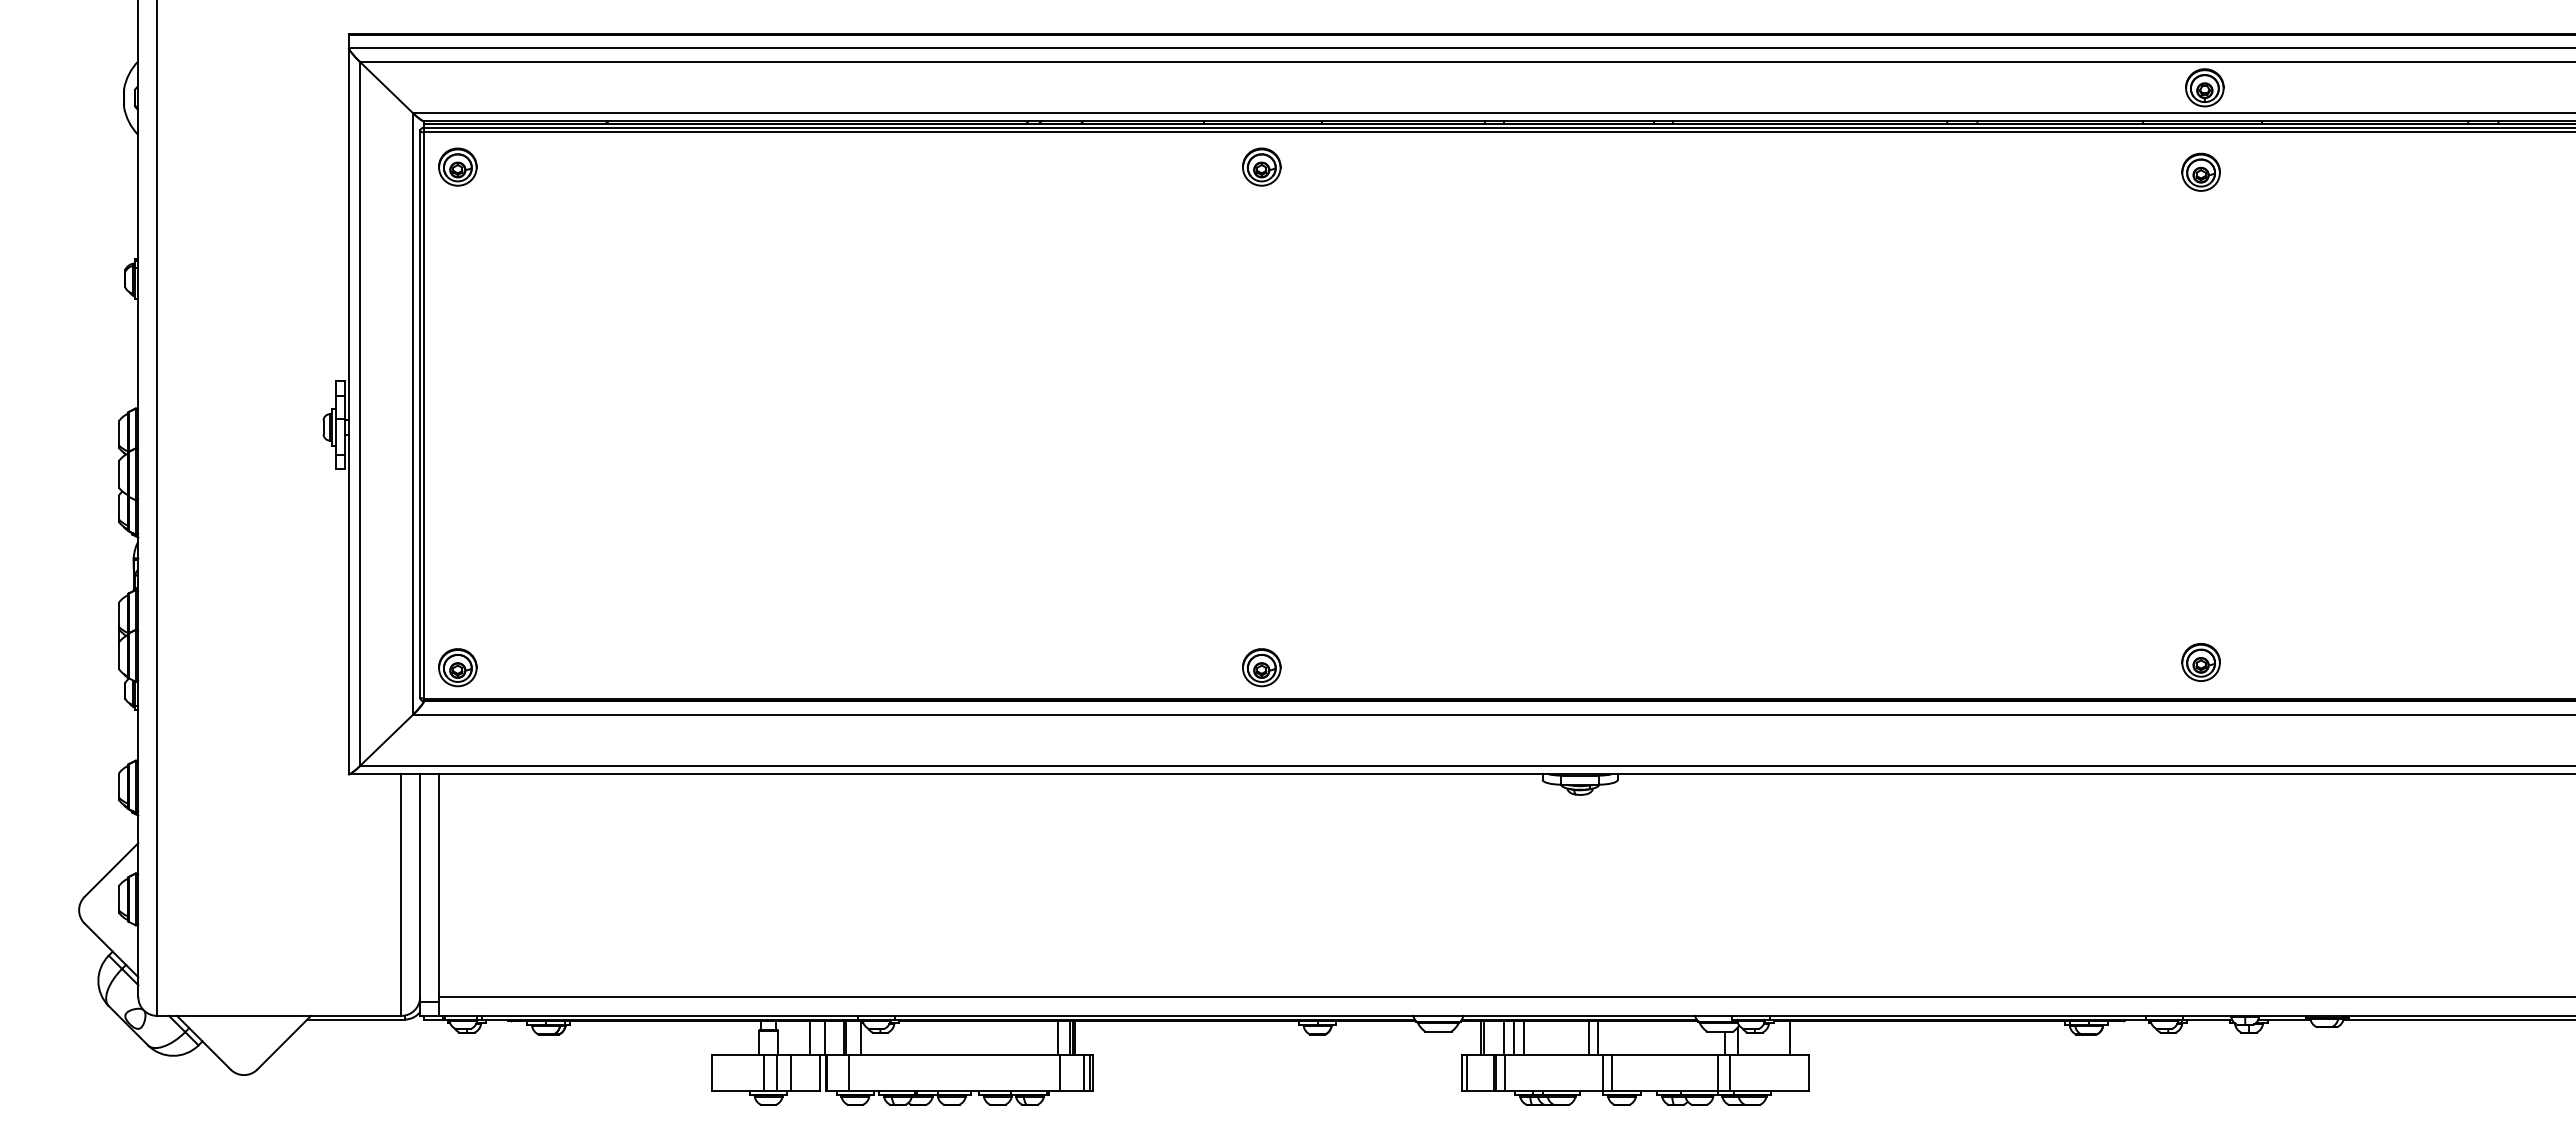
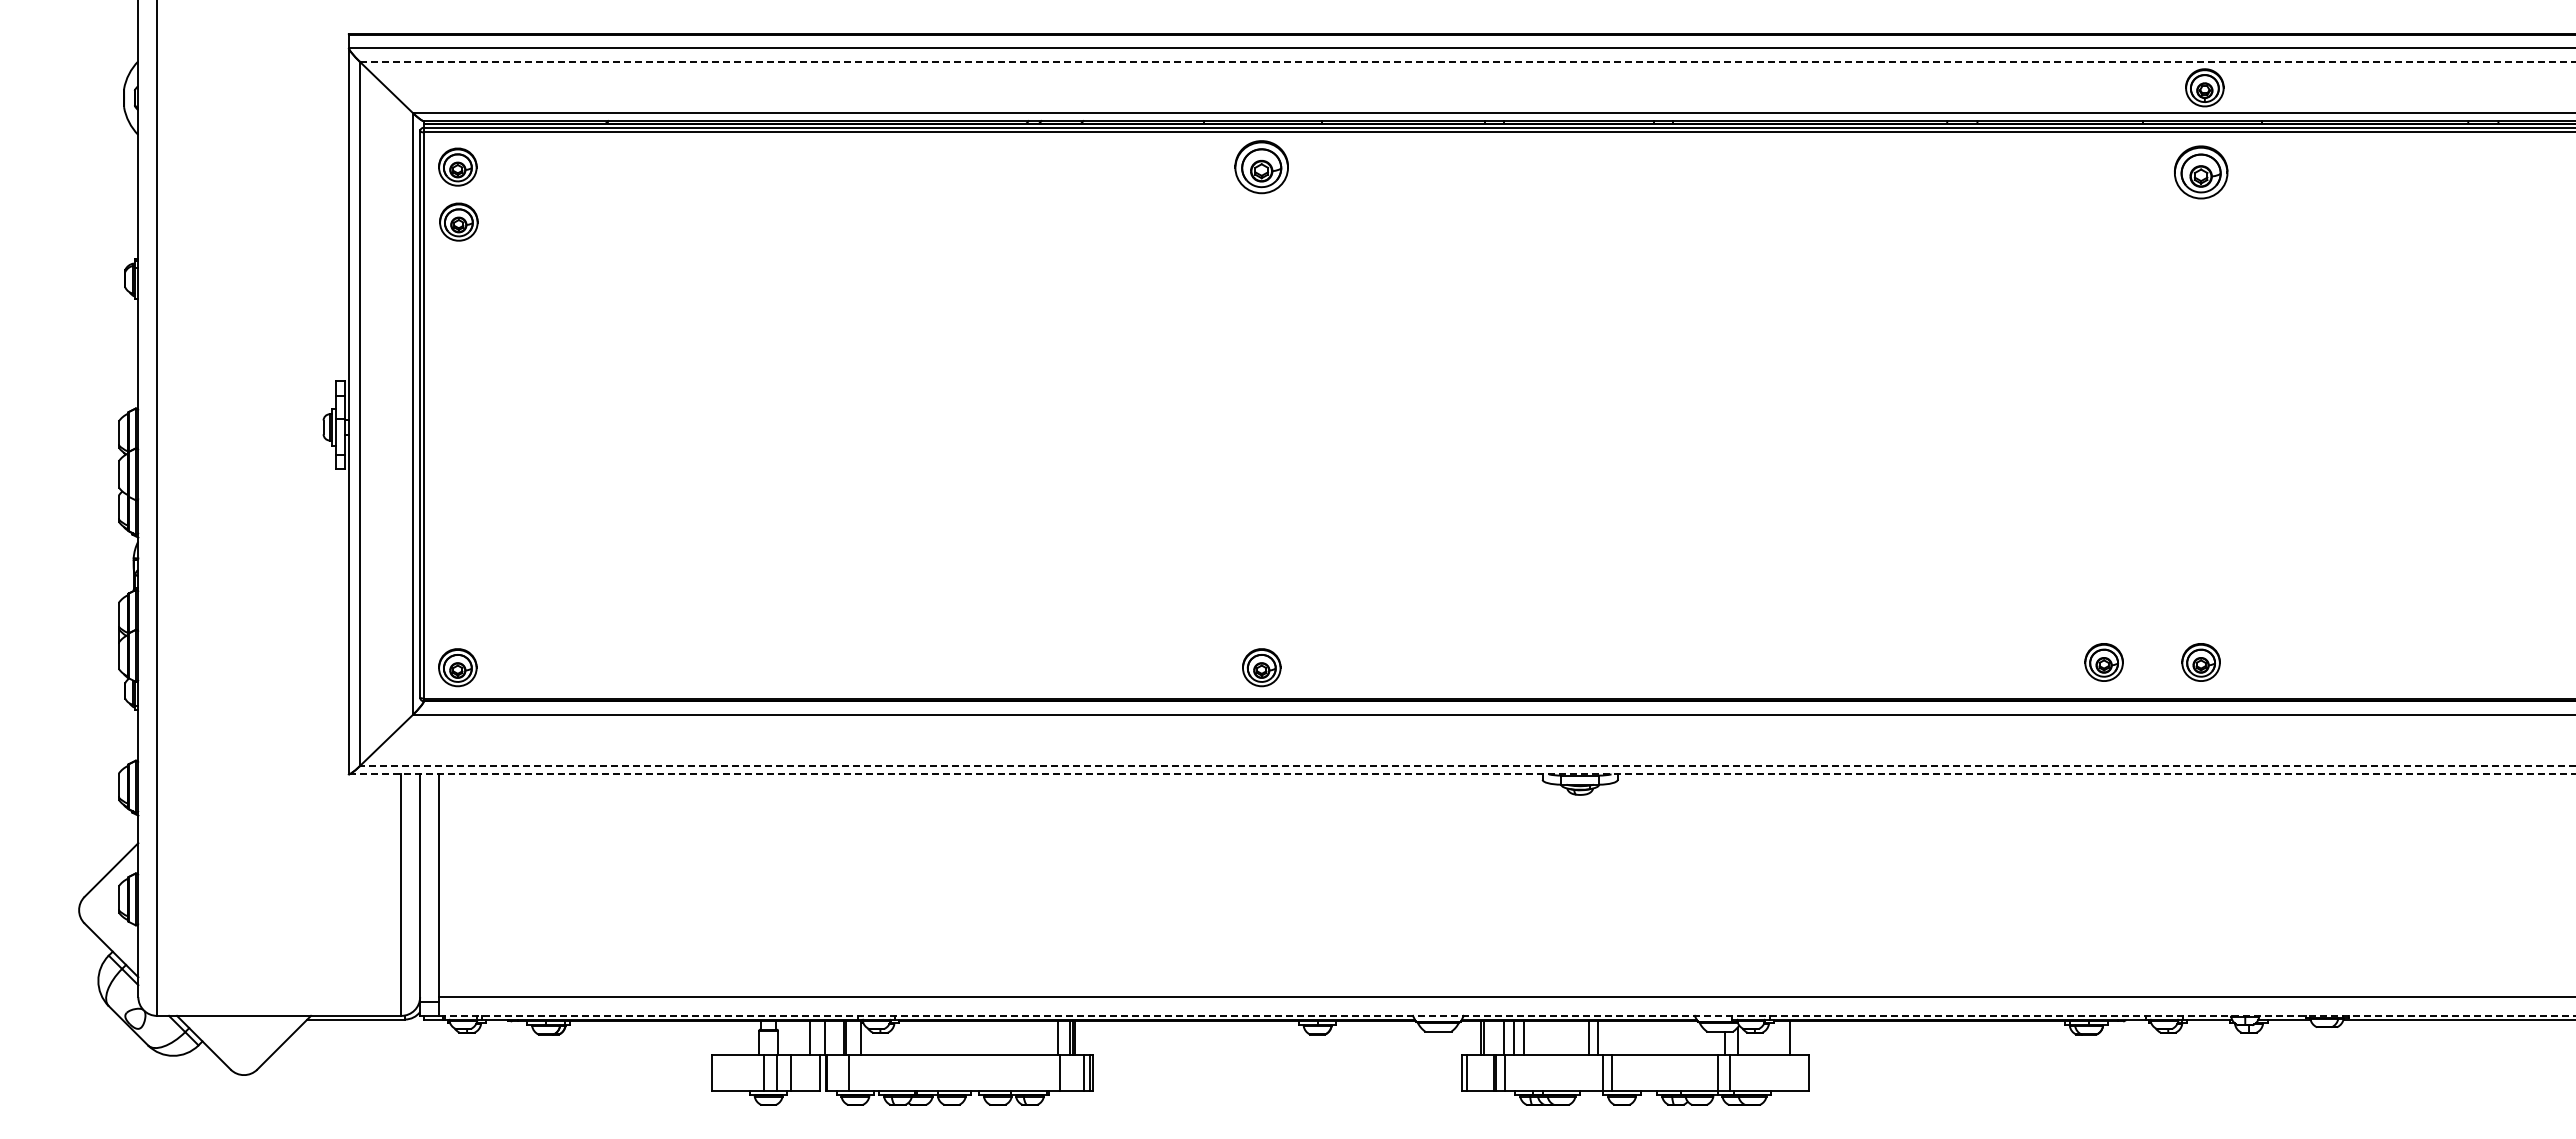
line: solid -> dashed (1467, 61)
part size: 40x40 px -> 55x55 px (1261, 167)
part size: 40x40 px -> 55x55 px (2201, 172)
part: none -> present (458, 221)
part: none -> present (2103, 662)
line: solid -> dashed (1467, 766)
line: solid -> dashed (1462, 774)
line: solid -> dashed (1507, 1015)
